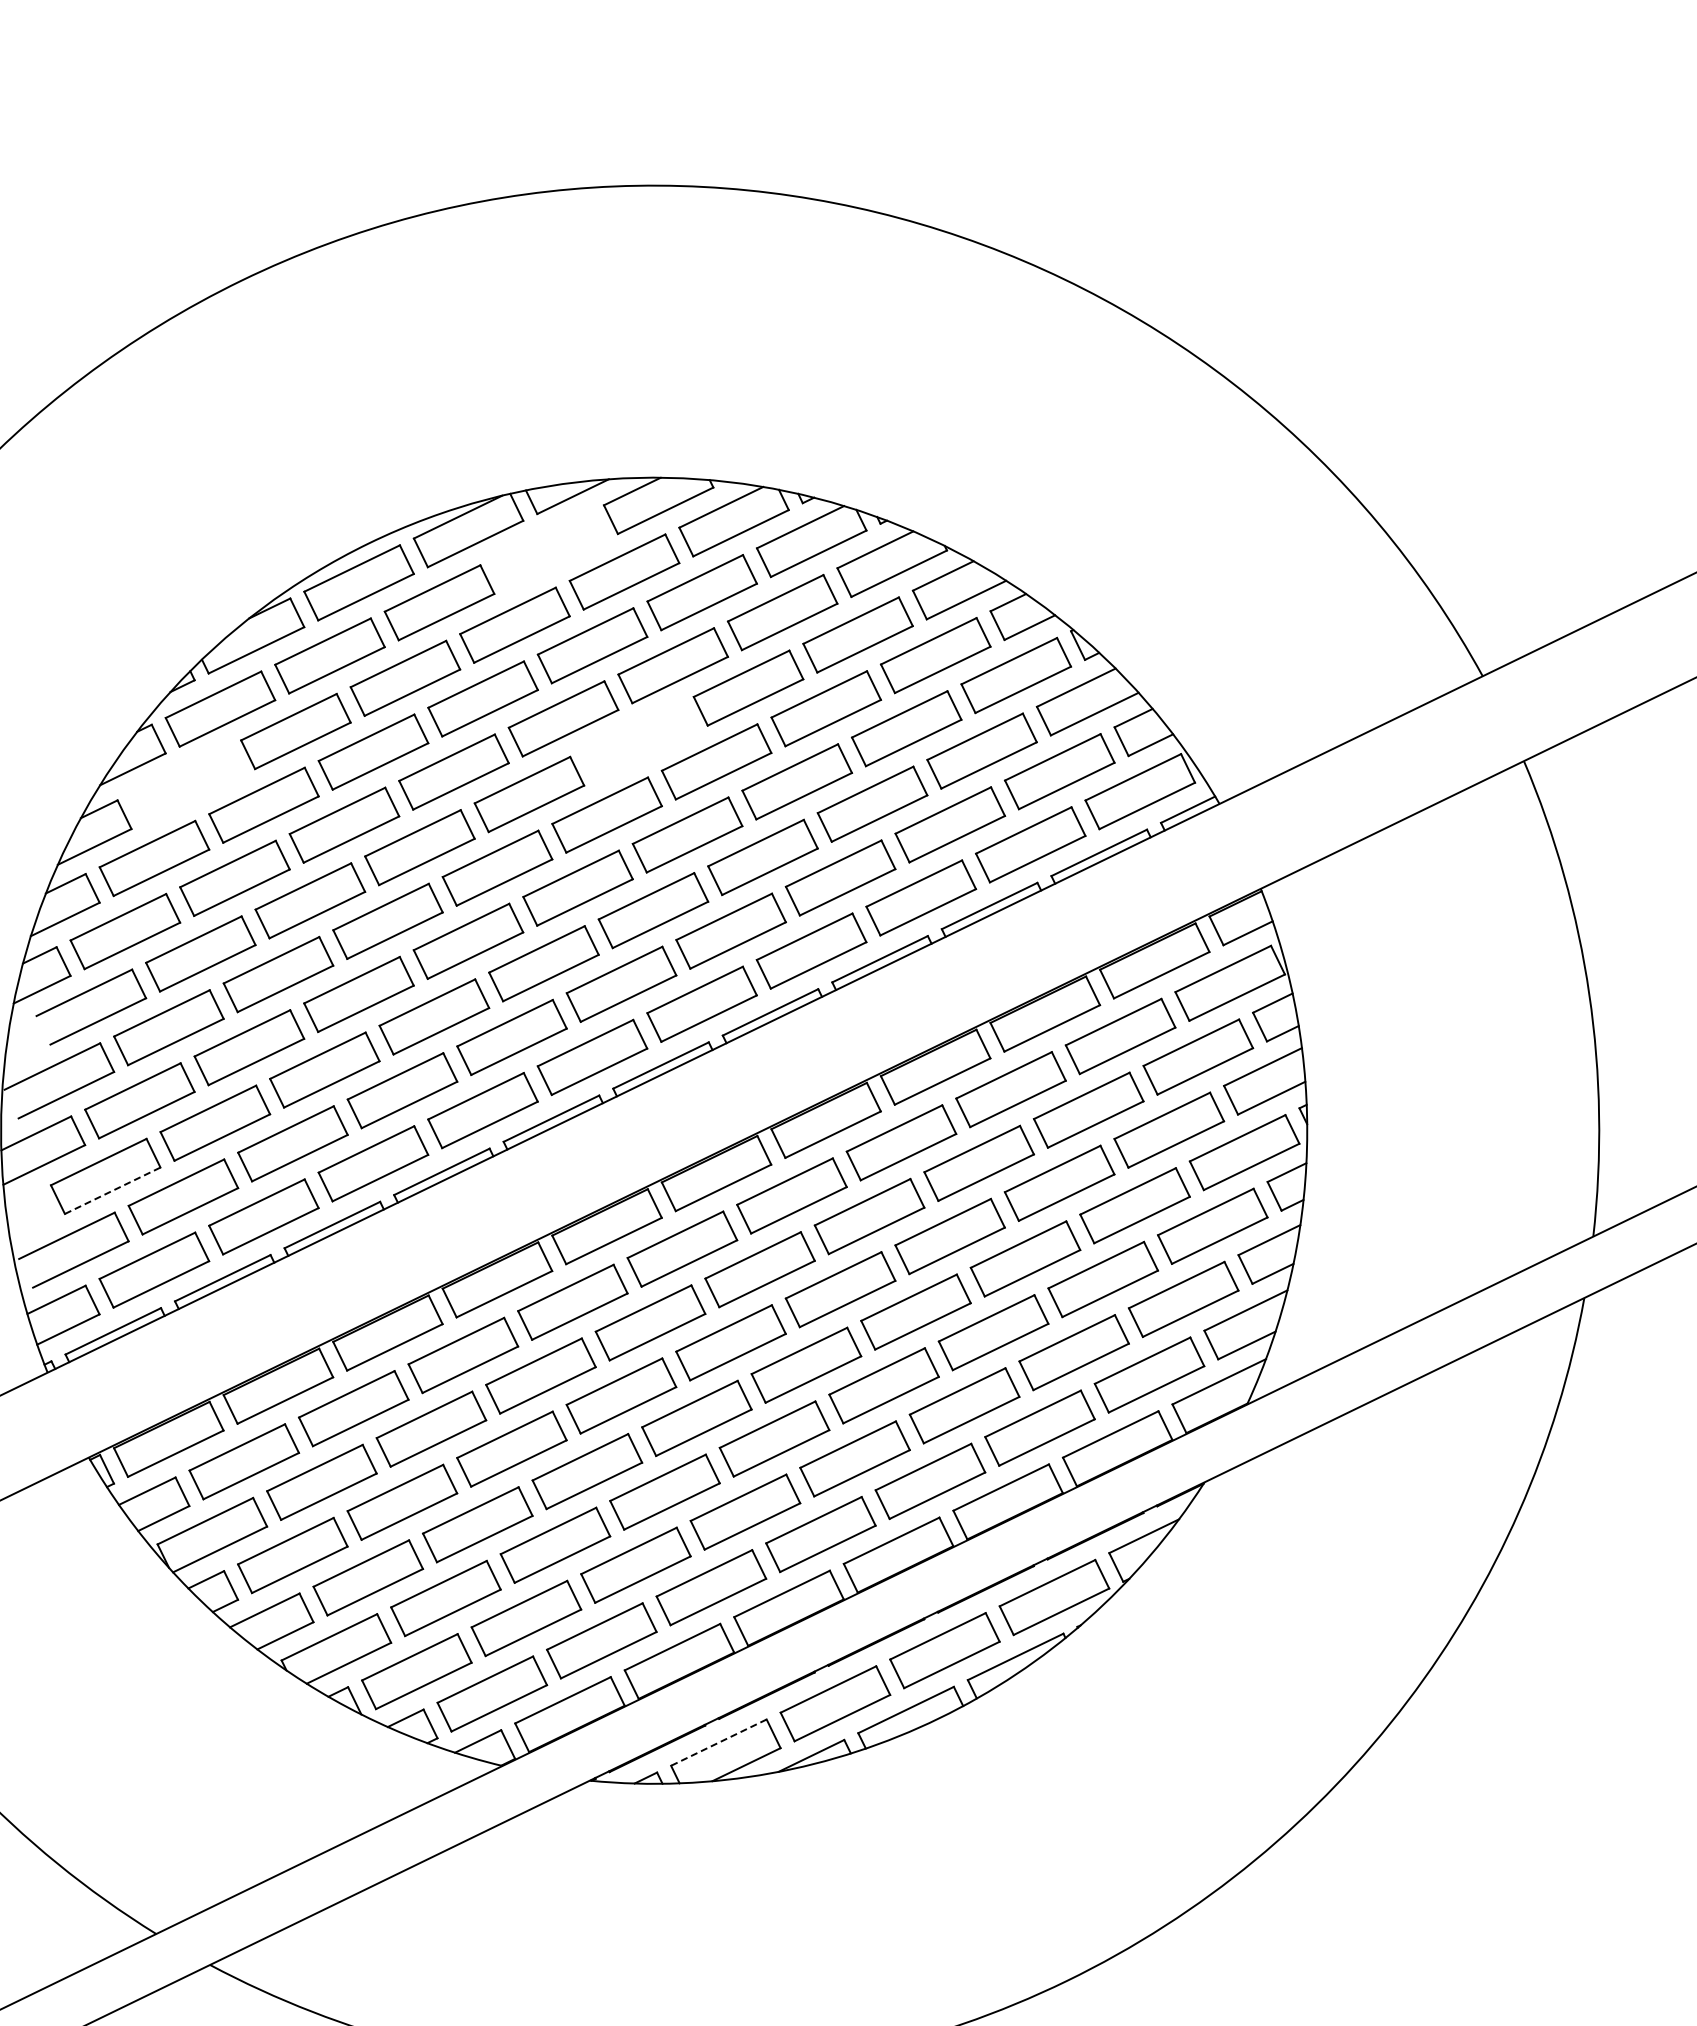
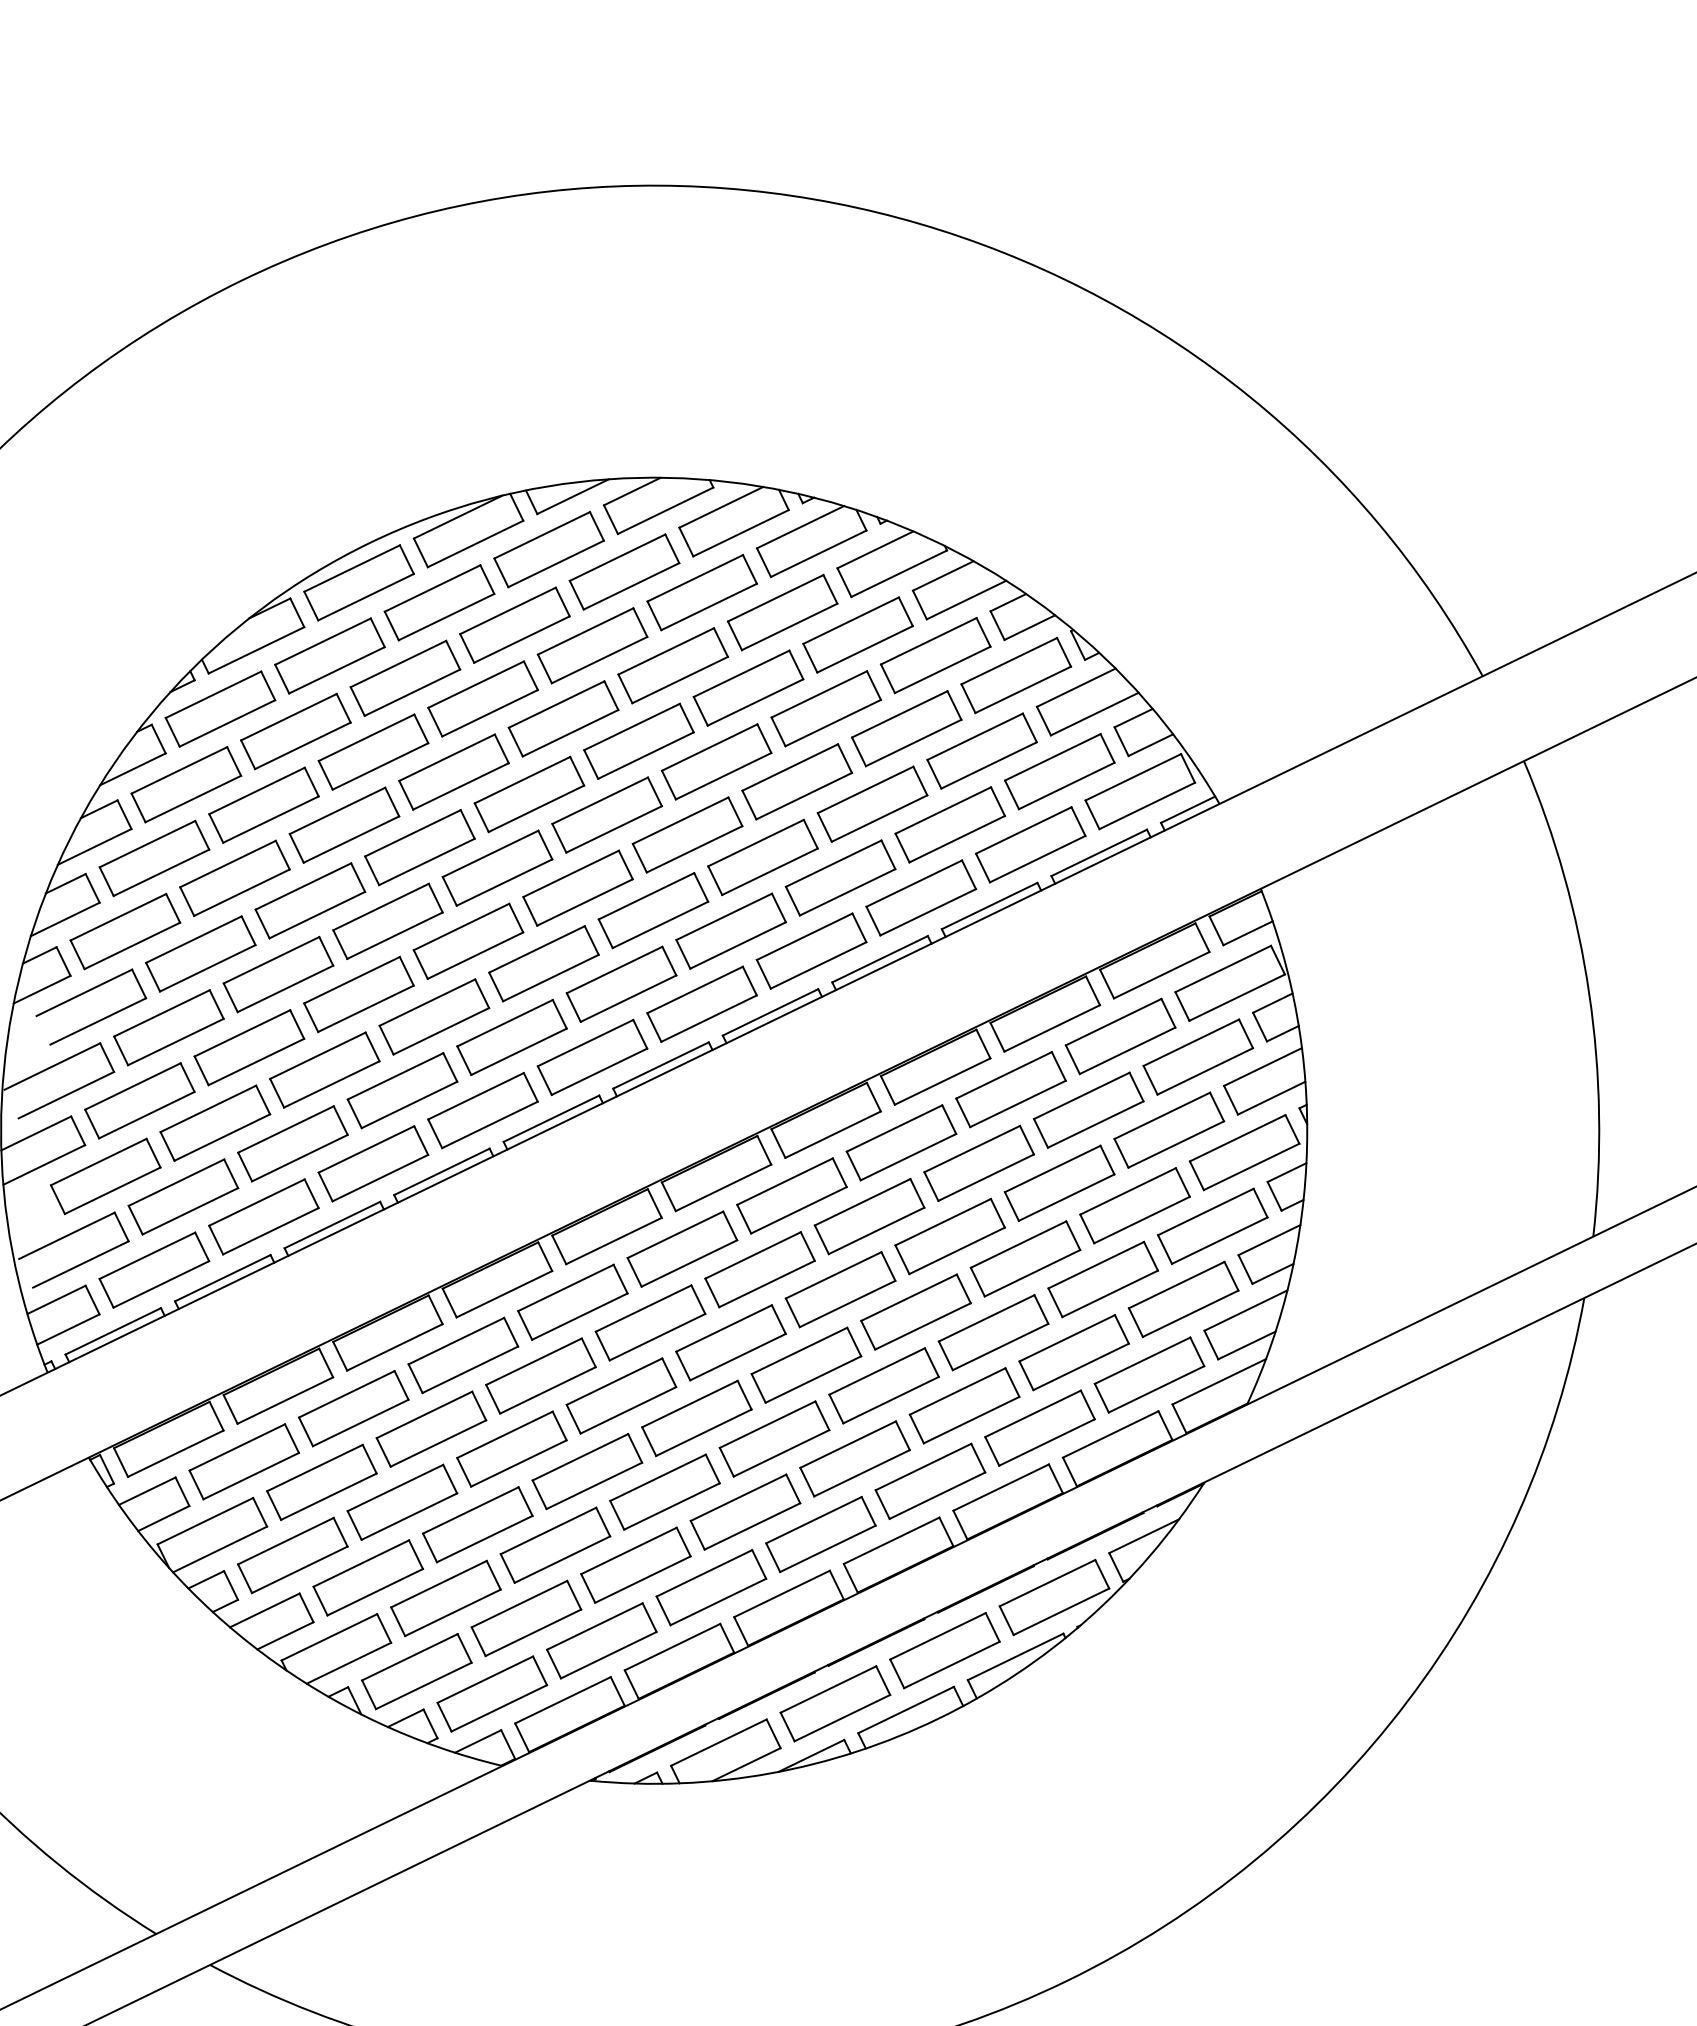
part: none -> present (548, 549)
part: none -> present (638, 740)
part: none -> present (186, 784)
line: dashed -> solid (113, 1190)
line: dashed -> solid (718, 1742)
